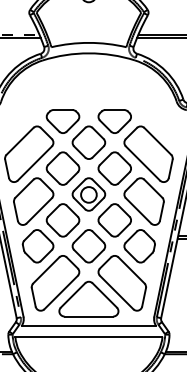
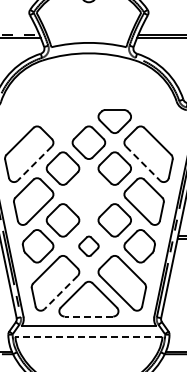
part: present -> none (62, 121)
line: solid -> dashed (34, 163)
line: solid -> dashed (143, 163)
part: present -> none (88, 194)
part size: 36x35 px -> 22x22 px (88, 245)
line: solid -> dashed (61, 292)
line: solid -> dashed (88, 316)
line: solid -> dashed (88, 336)
